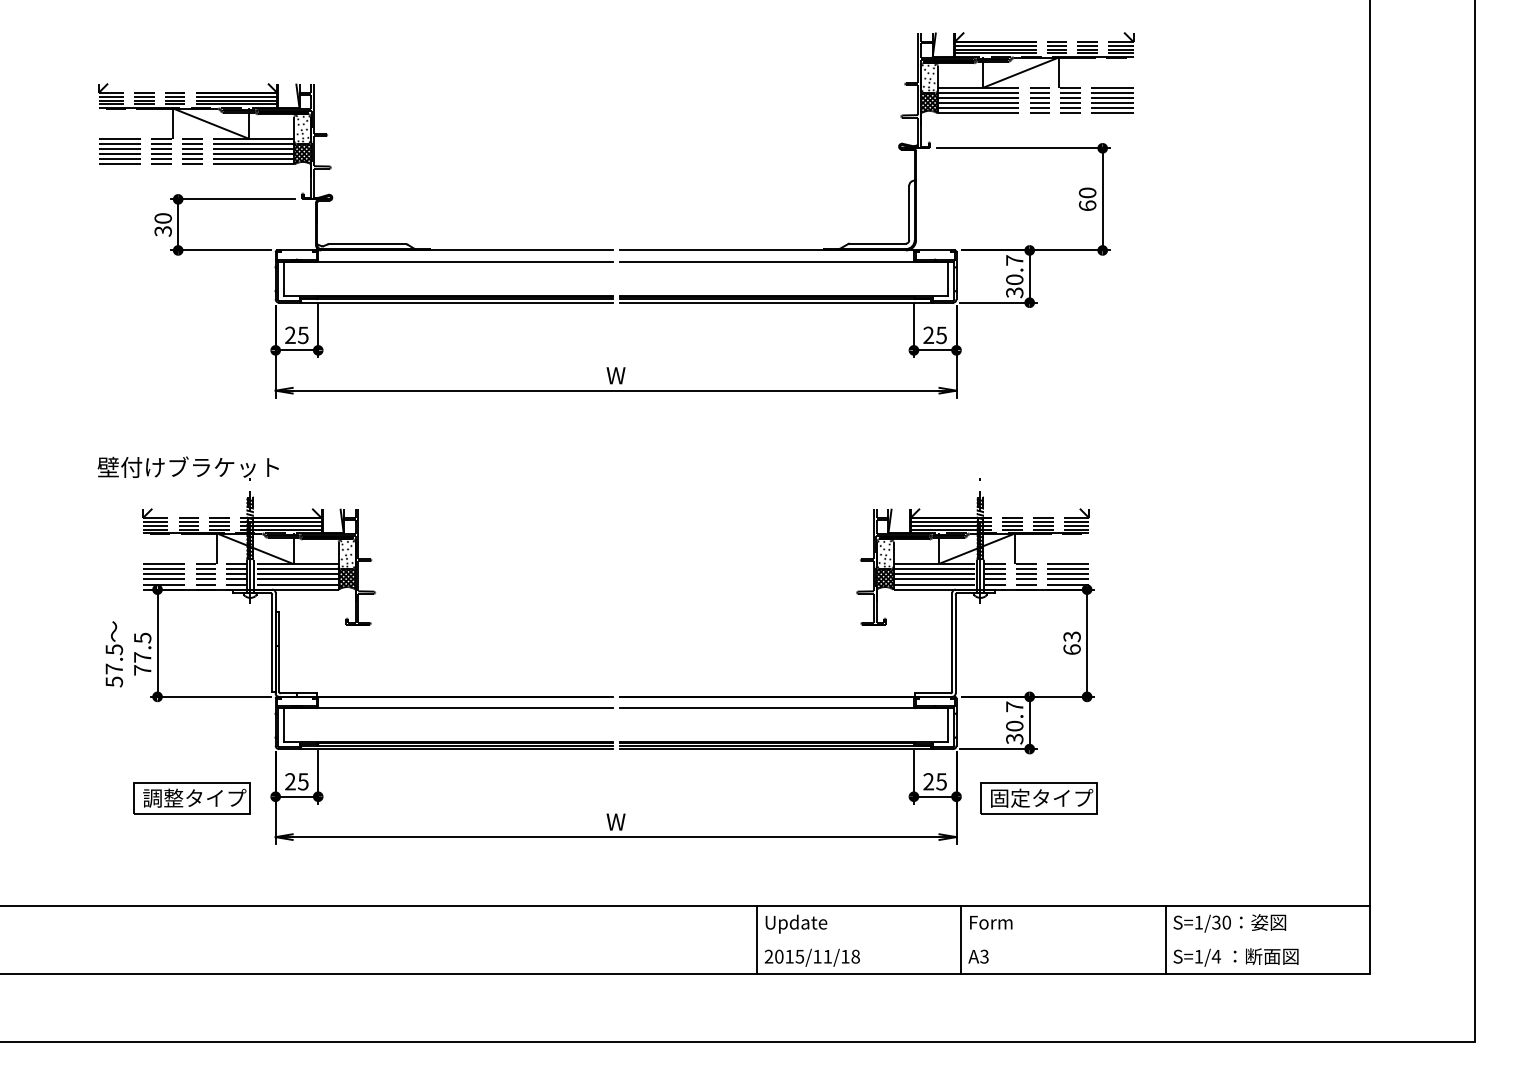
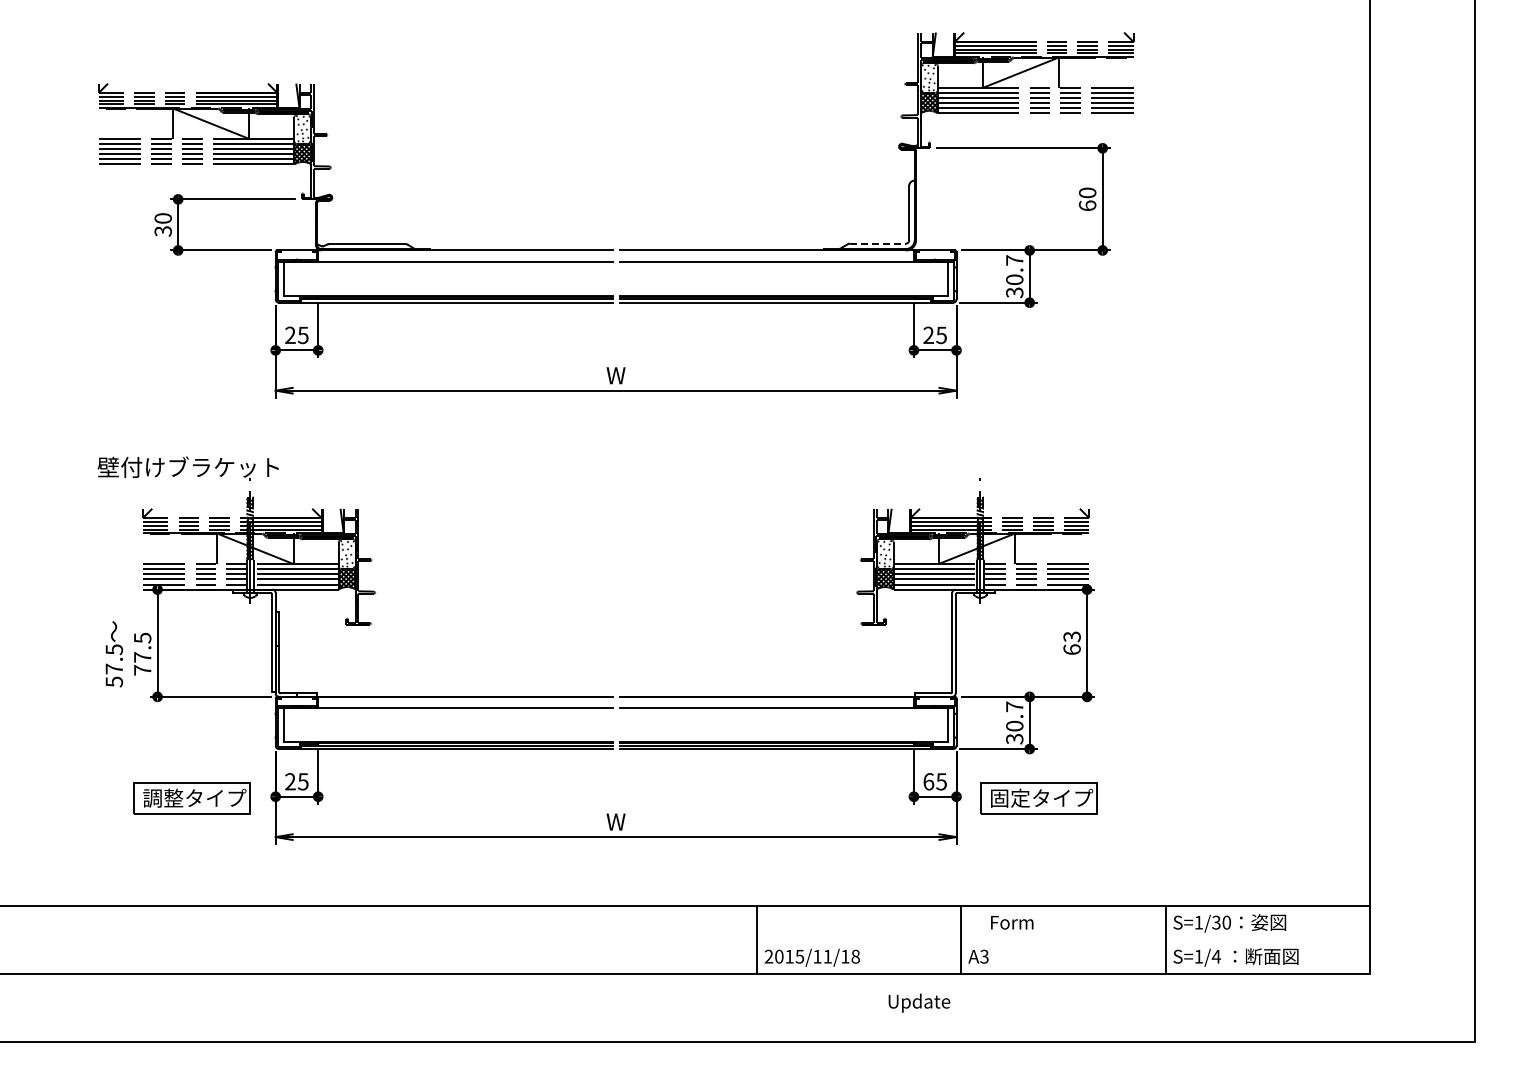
line: solid -> dashed (878, 243)
text: 25 -> 65 (928, 781)
text position: (991, 922) -> (1012, 922) (1012, 922)
text position: (796, 923) -> (919, 1002) (919, 1002)
